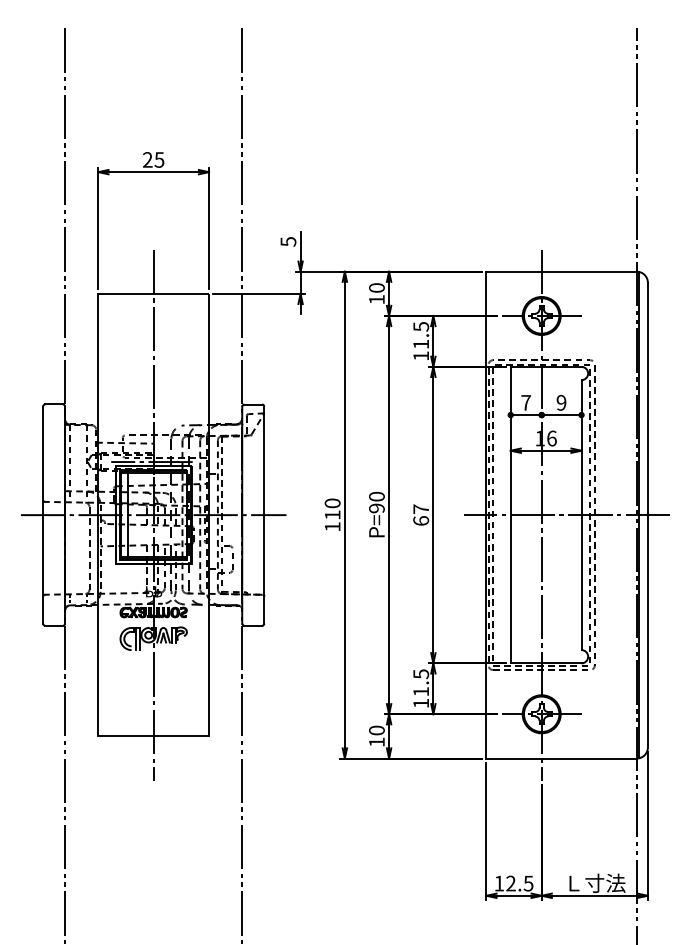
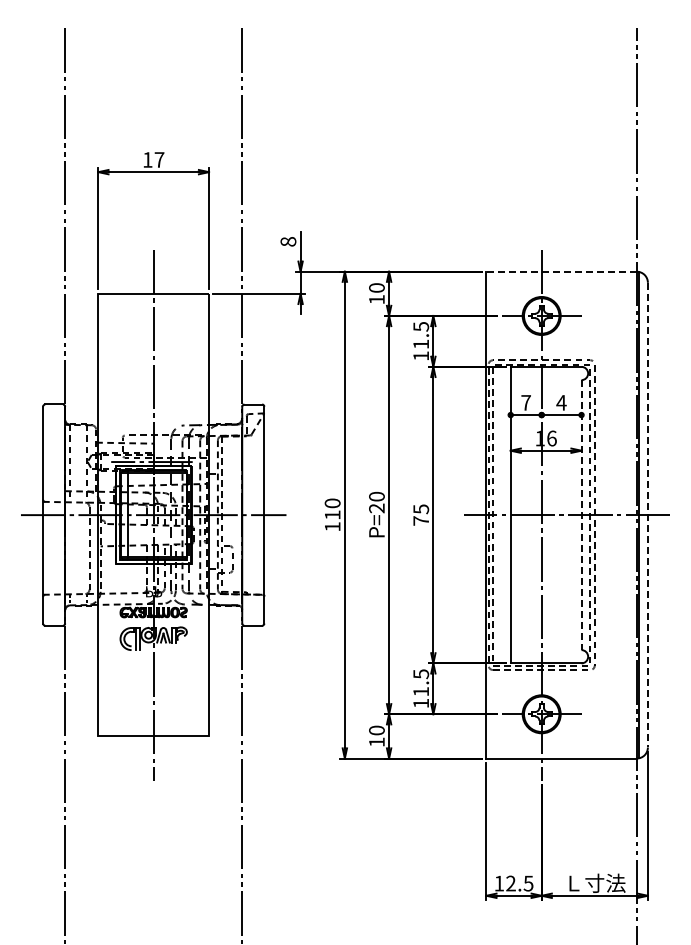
text: 25 -> 17 (153, 159)
text: 5 -> 8 (288, 241)
line: solid -> dashed (561, 271)
text: 9 -> 4 (561, 402)
text: P=90 -> P=20 (376, 508)
text: 67 -> 75 (421, 514)
line: solid -> dashed (581, 515)
line: solid -> dashed (647, 515)
